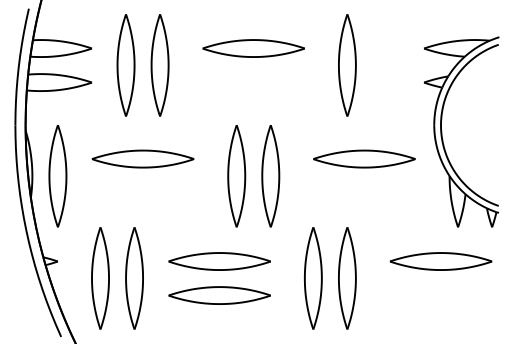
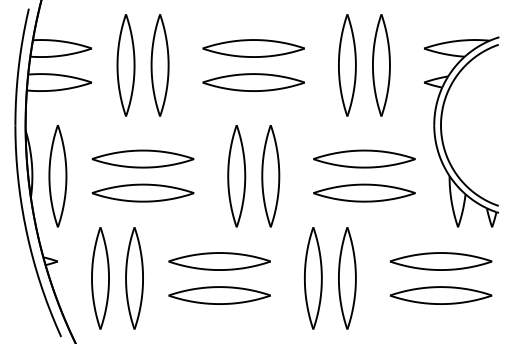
part: none -> present (381, 65)
part: none -> present (253, 82)
part: none -> present (142, 192)
part: none -> present (364, 192)
part: none -> present (440, 295)
